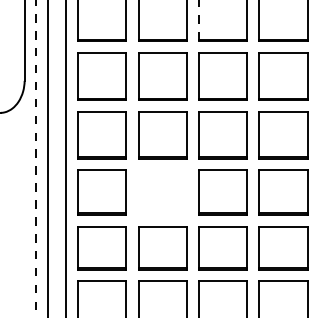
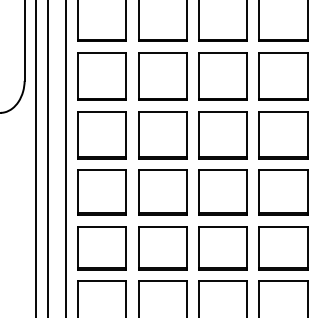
line: dashed -> solid (198, 20)
line: dashed -> solid (35, 158)
part: none -> present (162, 192)
